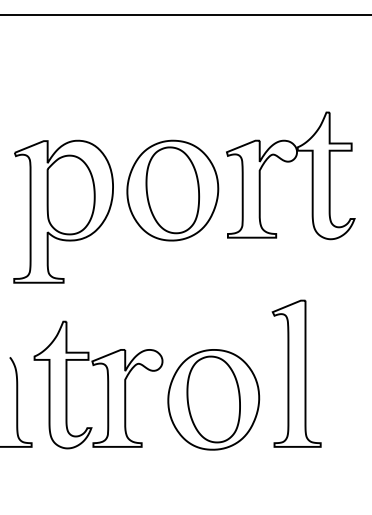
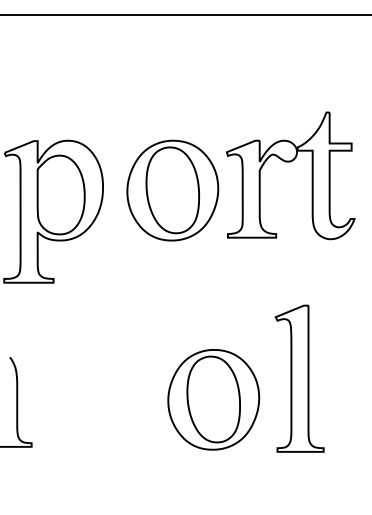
part position: (63, 211) -> (53, 211) (53, 211)
part position: (296, 373) -> (299, 378) (299, 378)
part: present -> none (107, 384)
